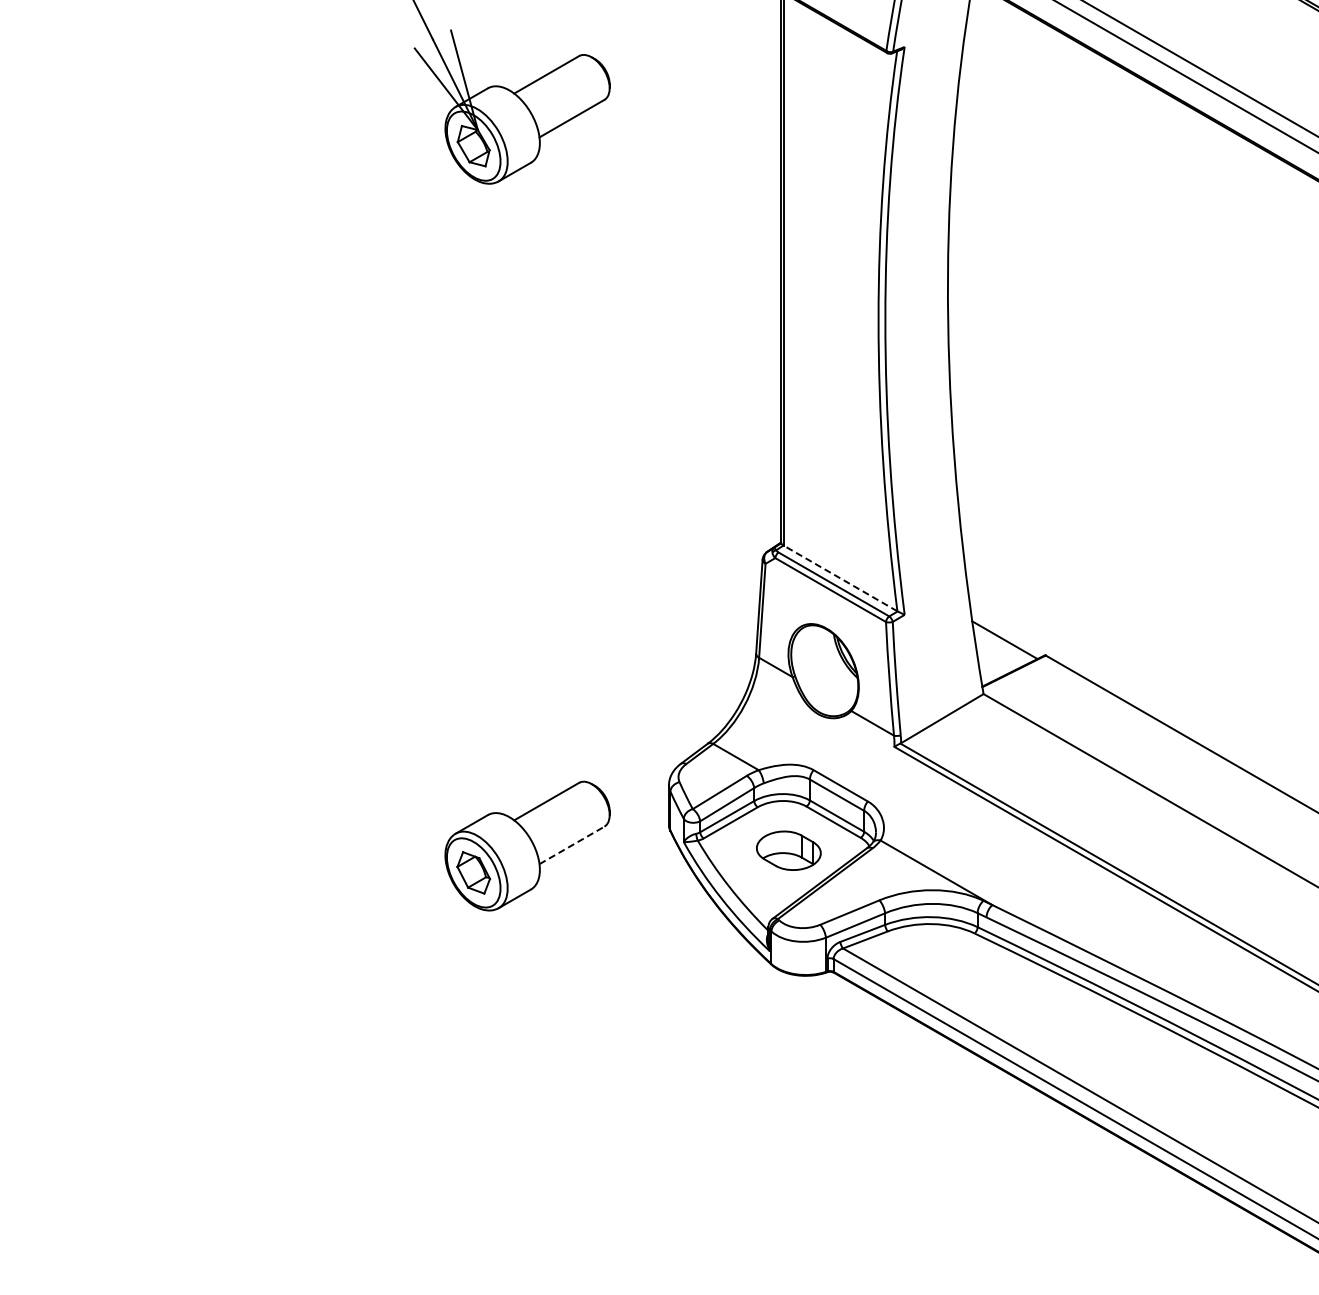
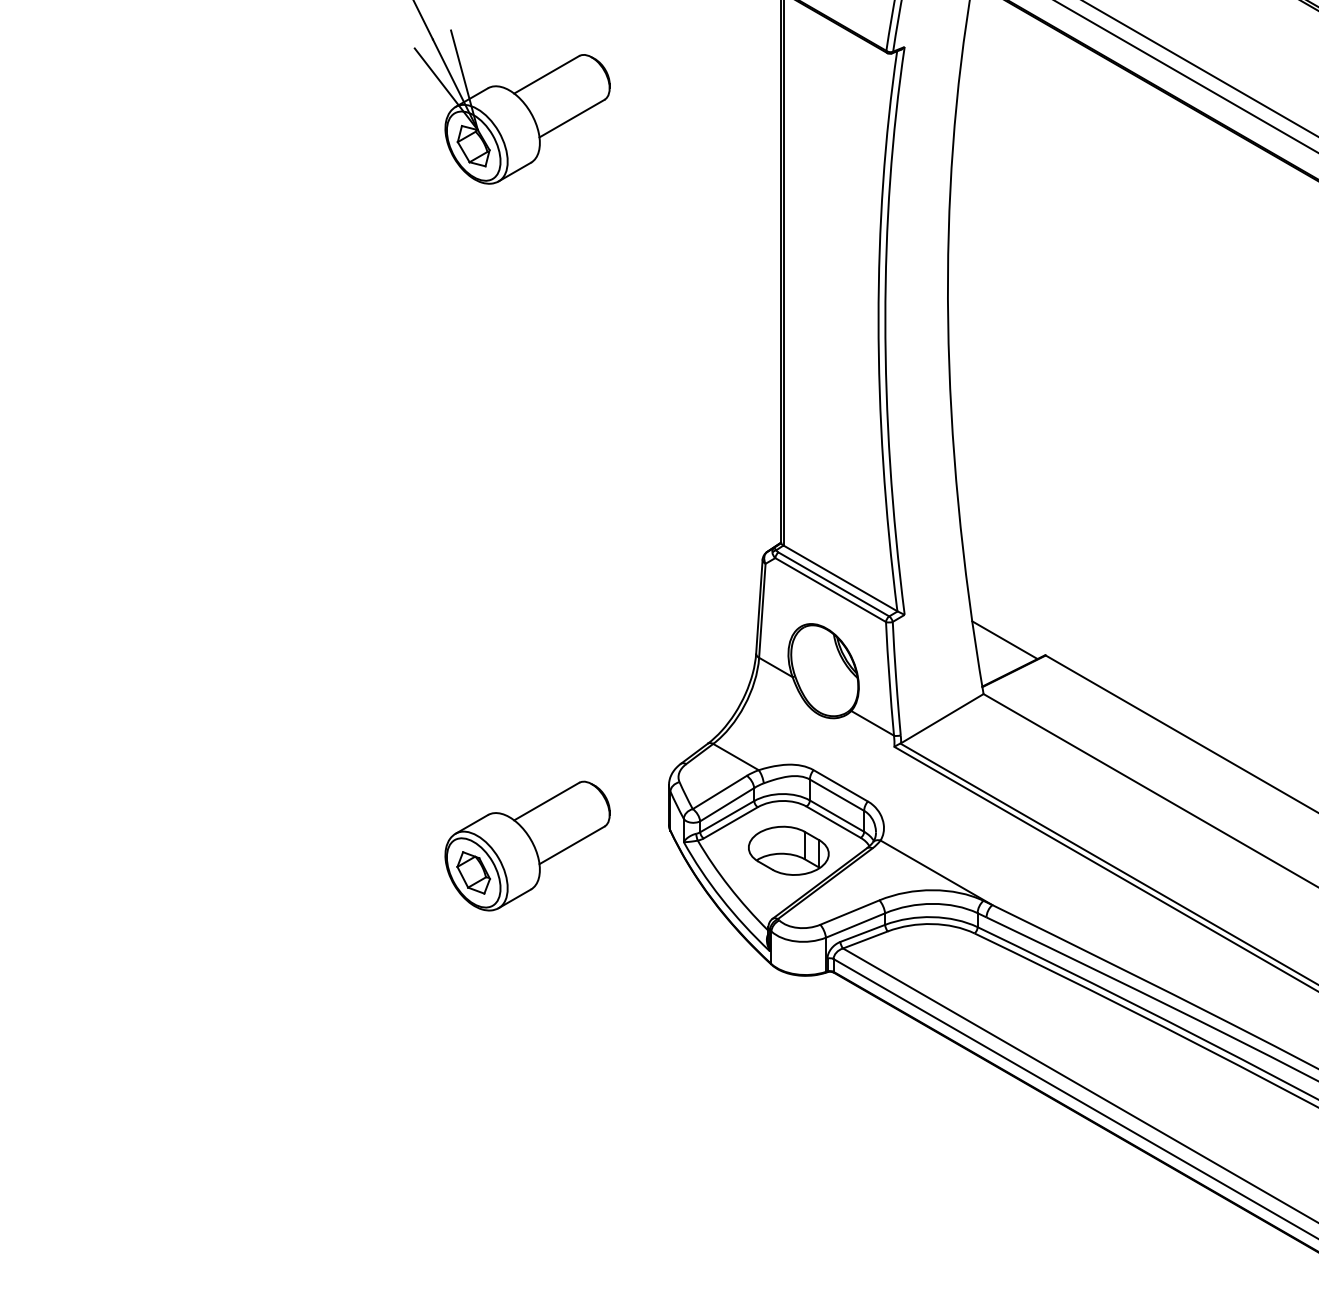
line: dashed -> solid (840, 578)
line: dashed -> solid (572, 845)
part size: 66x41 px -> 82x51 px (788, 850)
